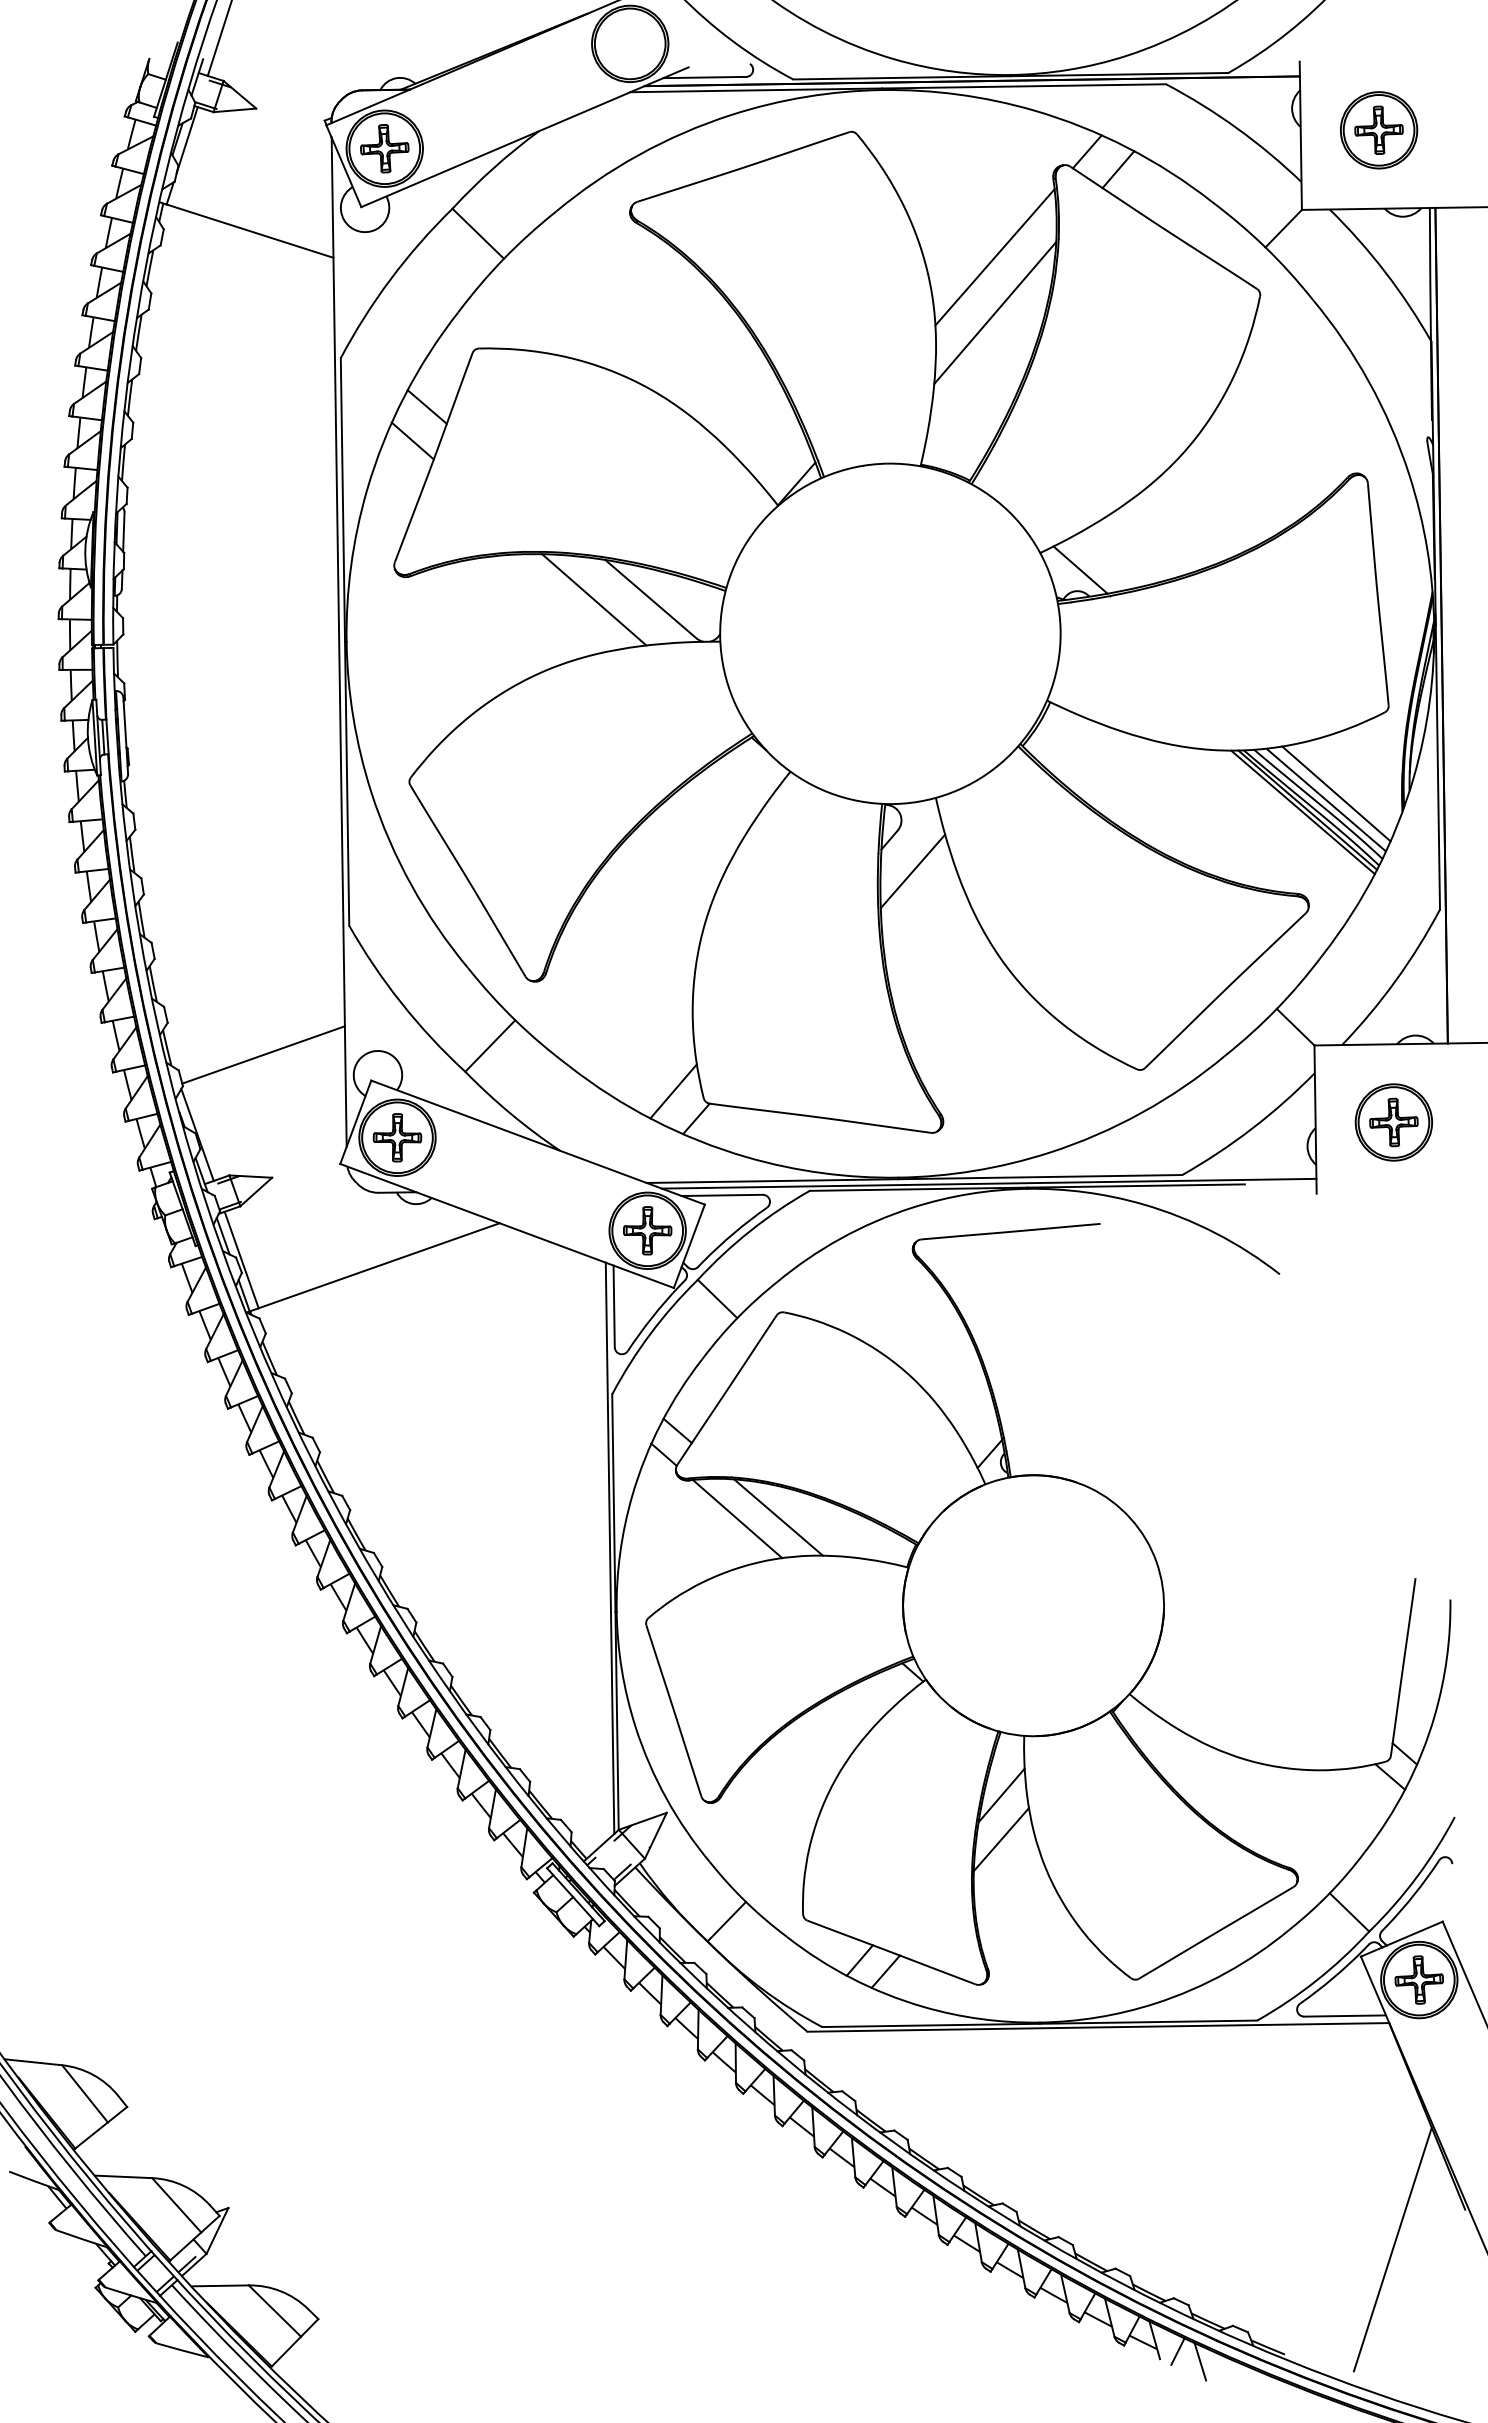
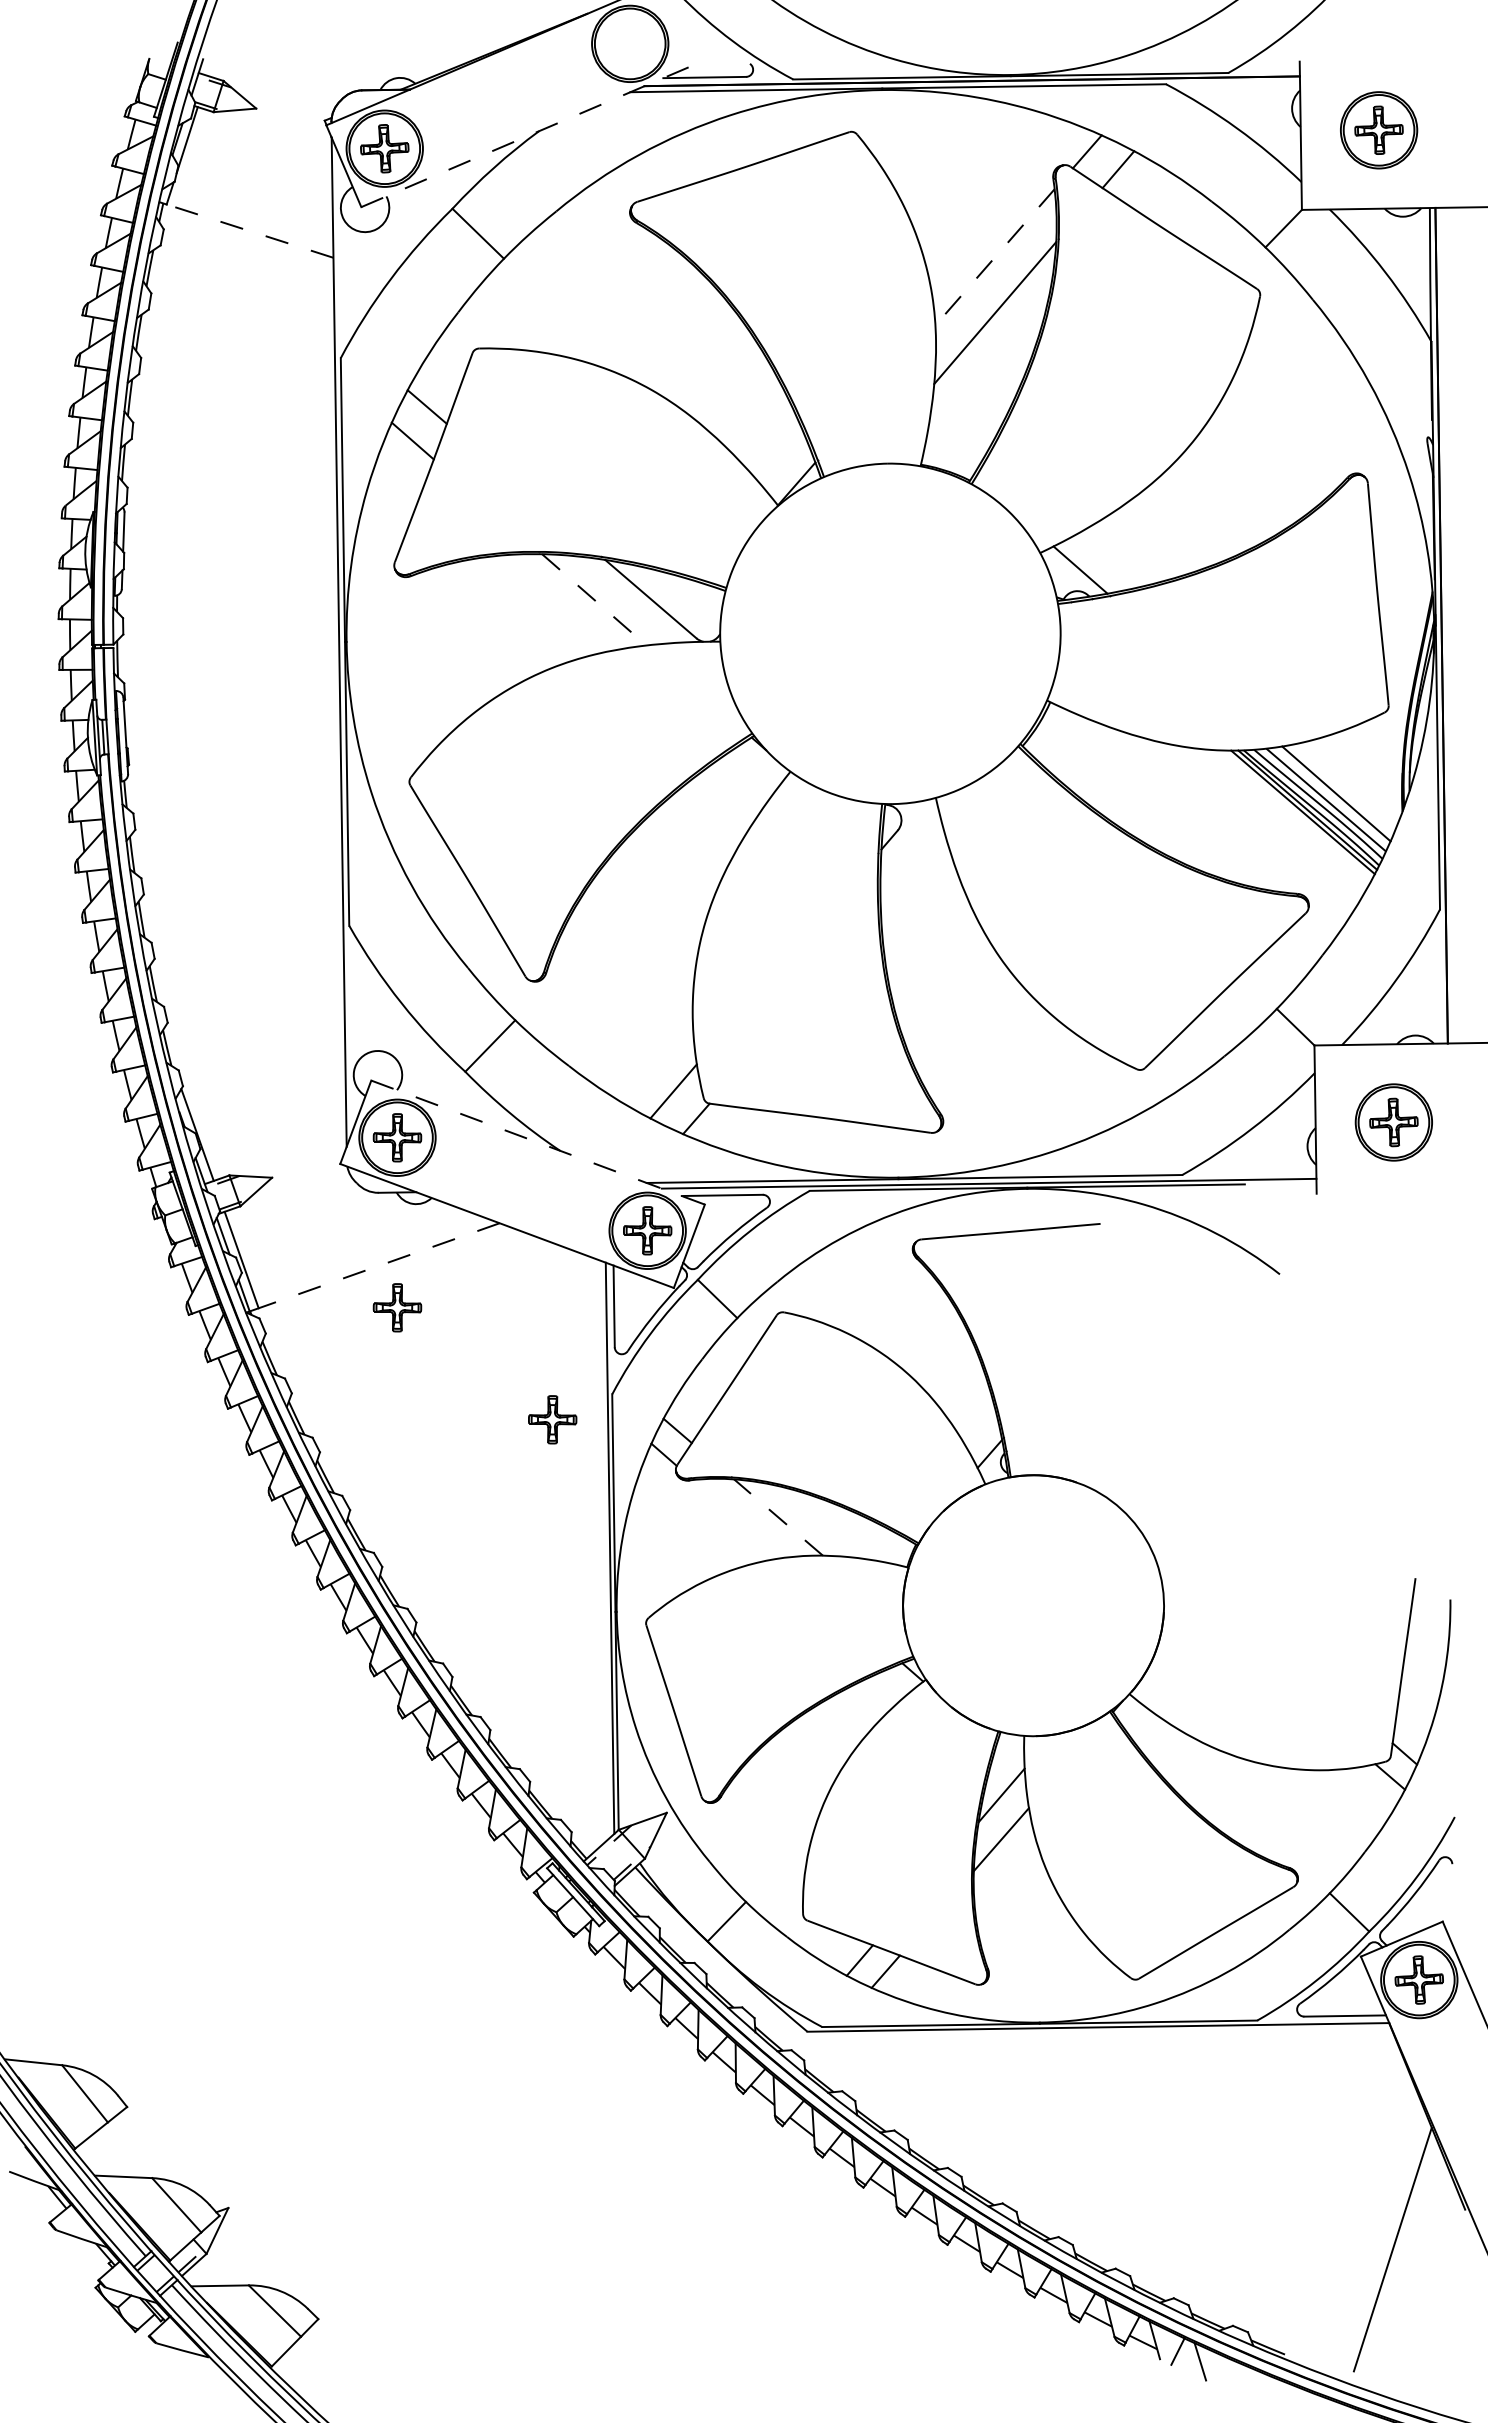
line: present -> none (219, 38)
line: solid -> dashed (524, 137)
line: solid -> dashed (250, 231)
line: solid -> dashed (995, 257)
line: solid -> dashed (594, 600)
line: present -> none (912, 871)
line: present -> none (263, 1054)
line: solid -> dashed (538, 1142)
line: solid -> dashed (379, 1265)
part: none -> present (397, 1307)
part: none -> present (552, 1419)
line: solid -> dashed (778, 1517)
line: present -> none (737, 1519)
